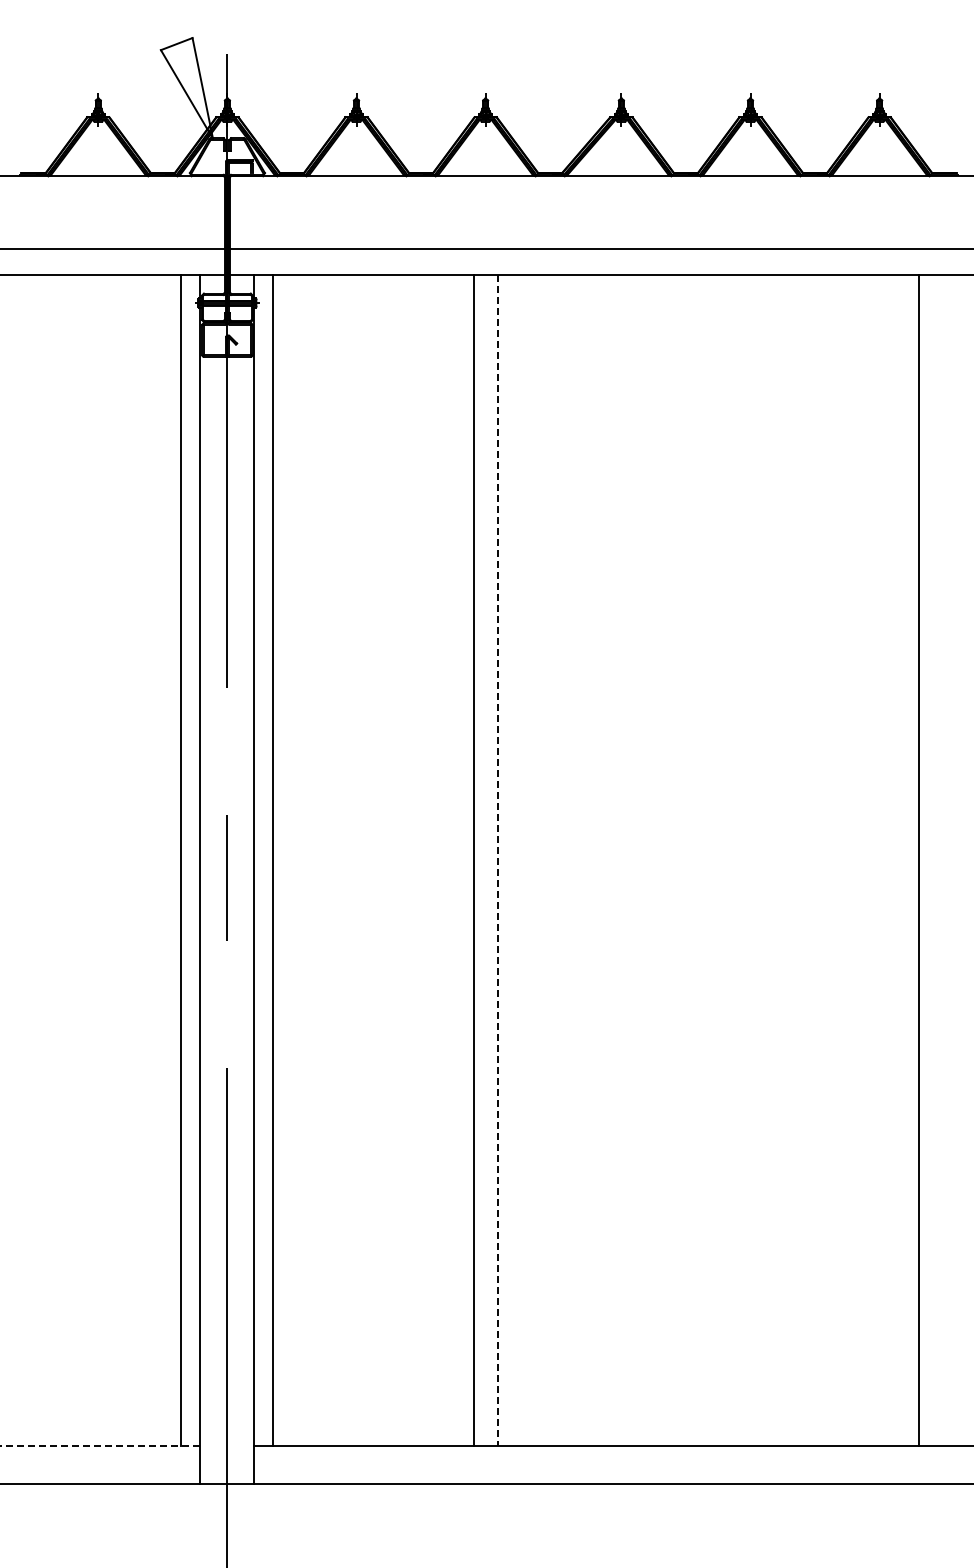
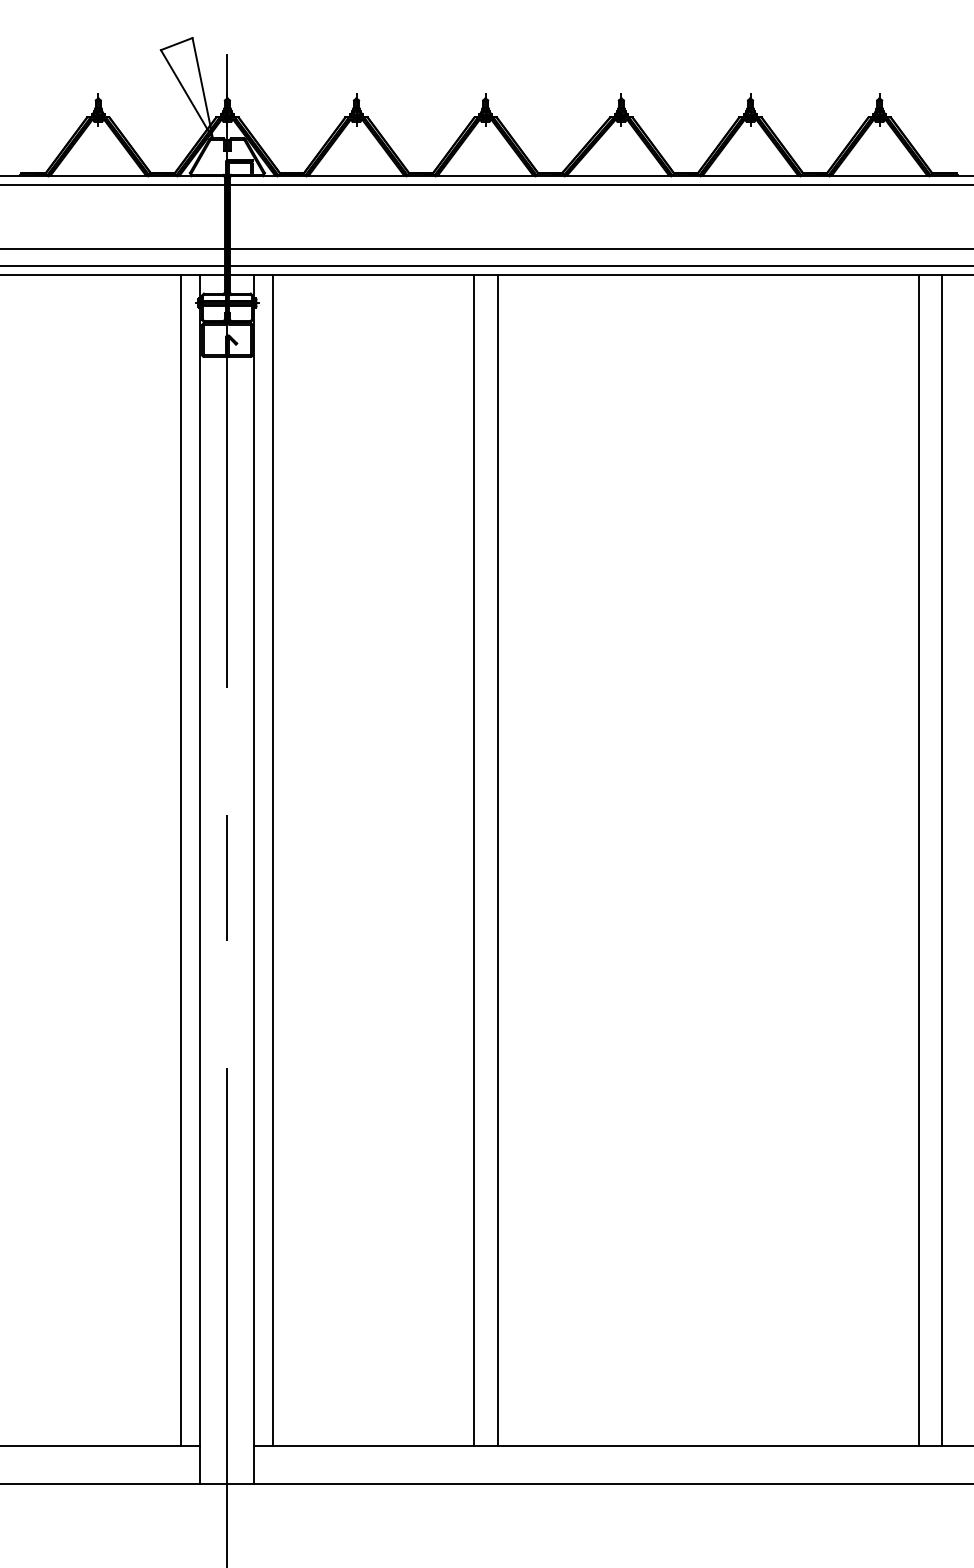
line: none -> present (486, 185)
line: none -> present (486, 265)
line: dashed -> solid (497, 860)
line: none -> present (941, 860)
line: dashed -> solid (100, 1446)
